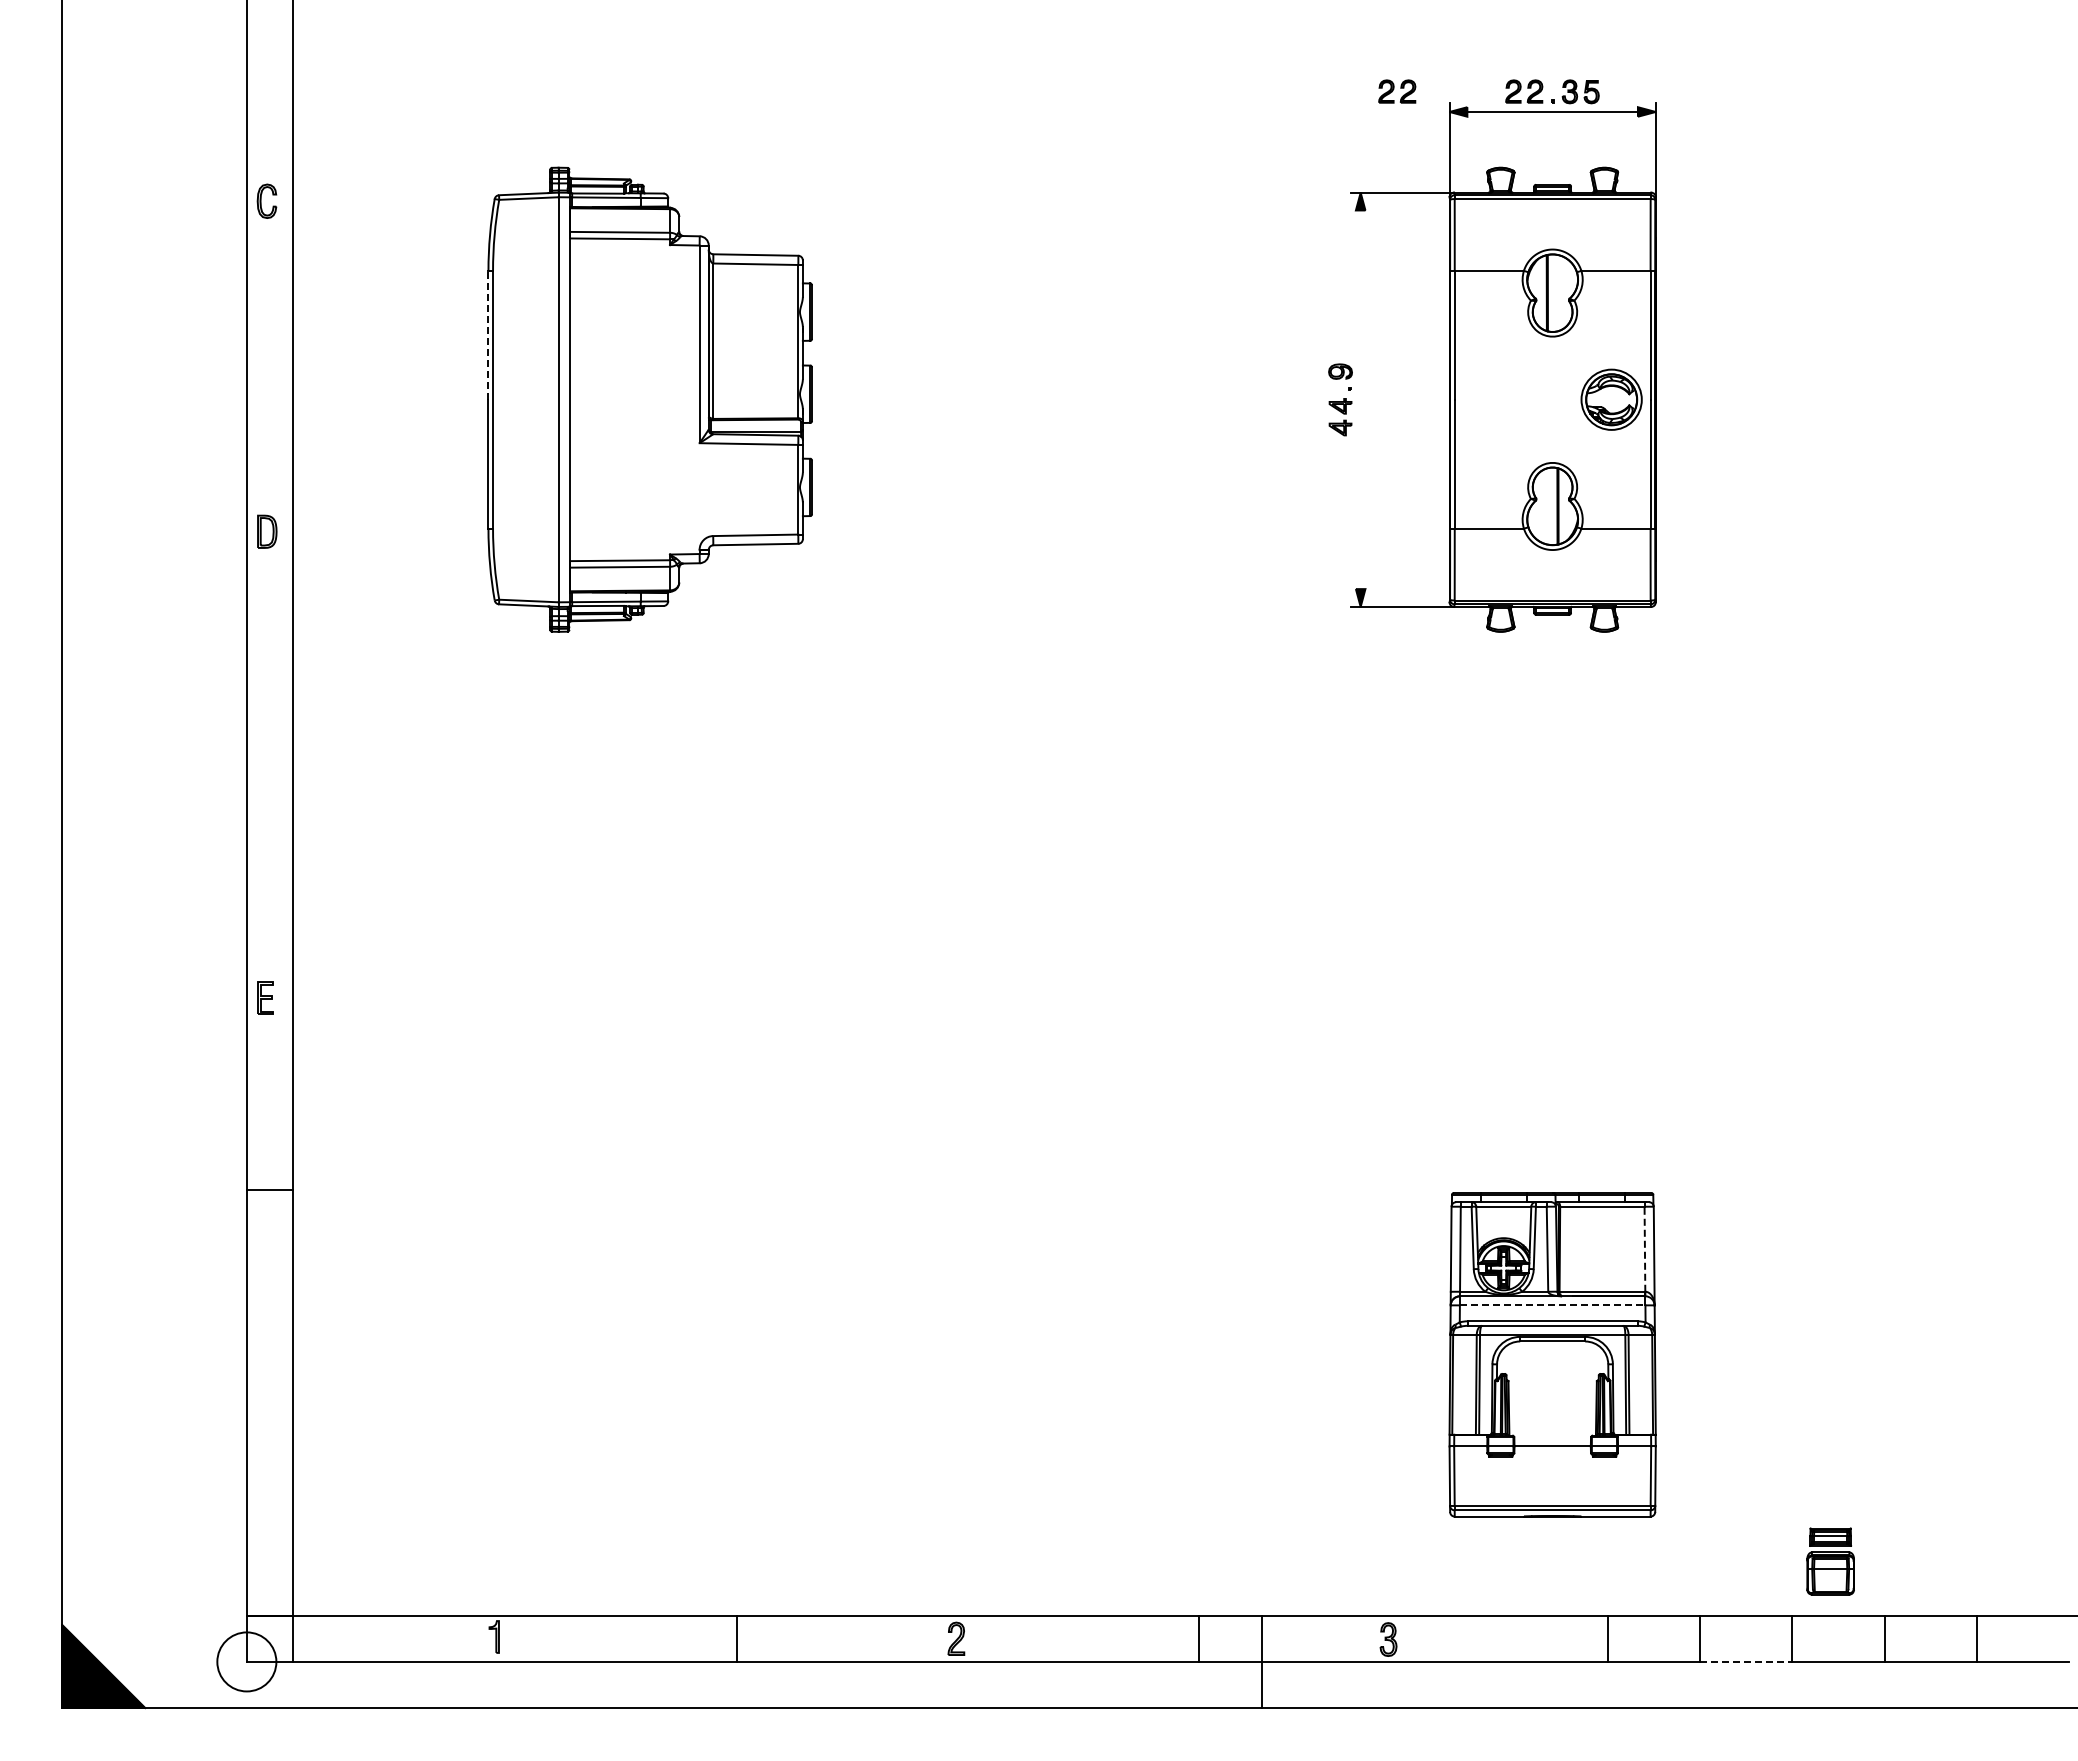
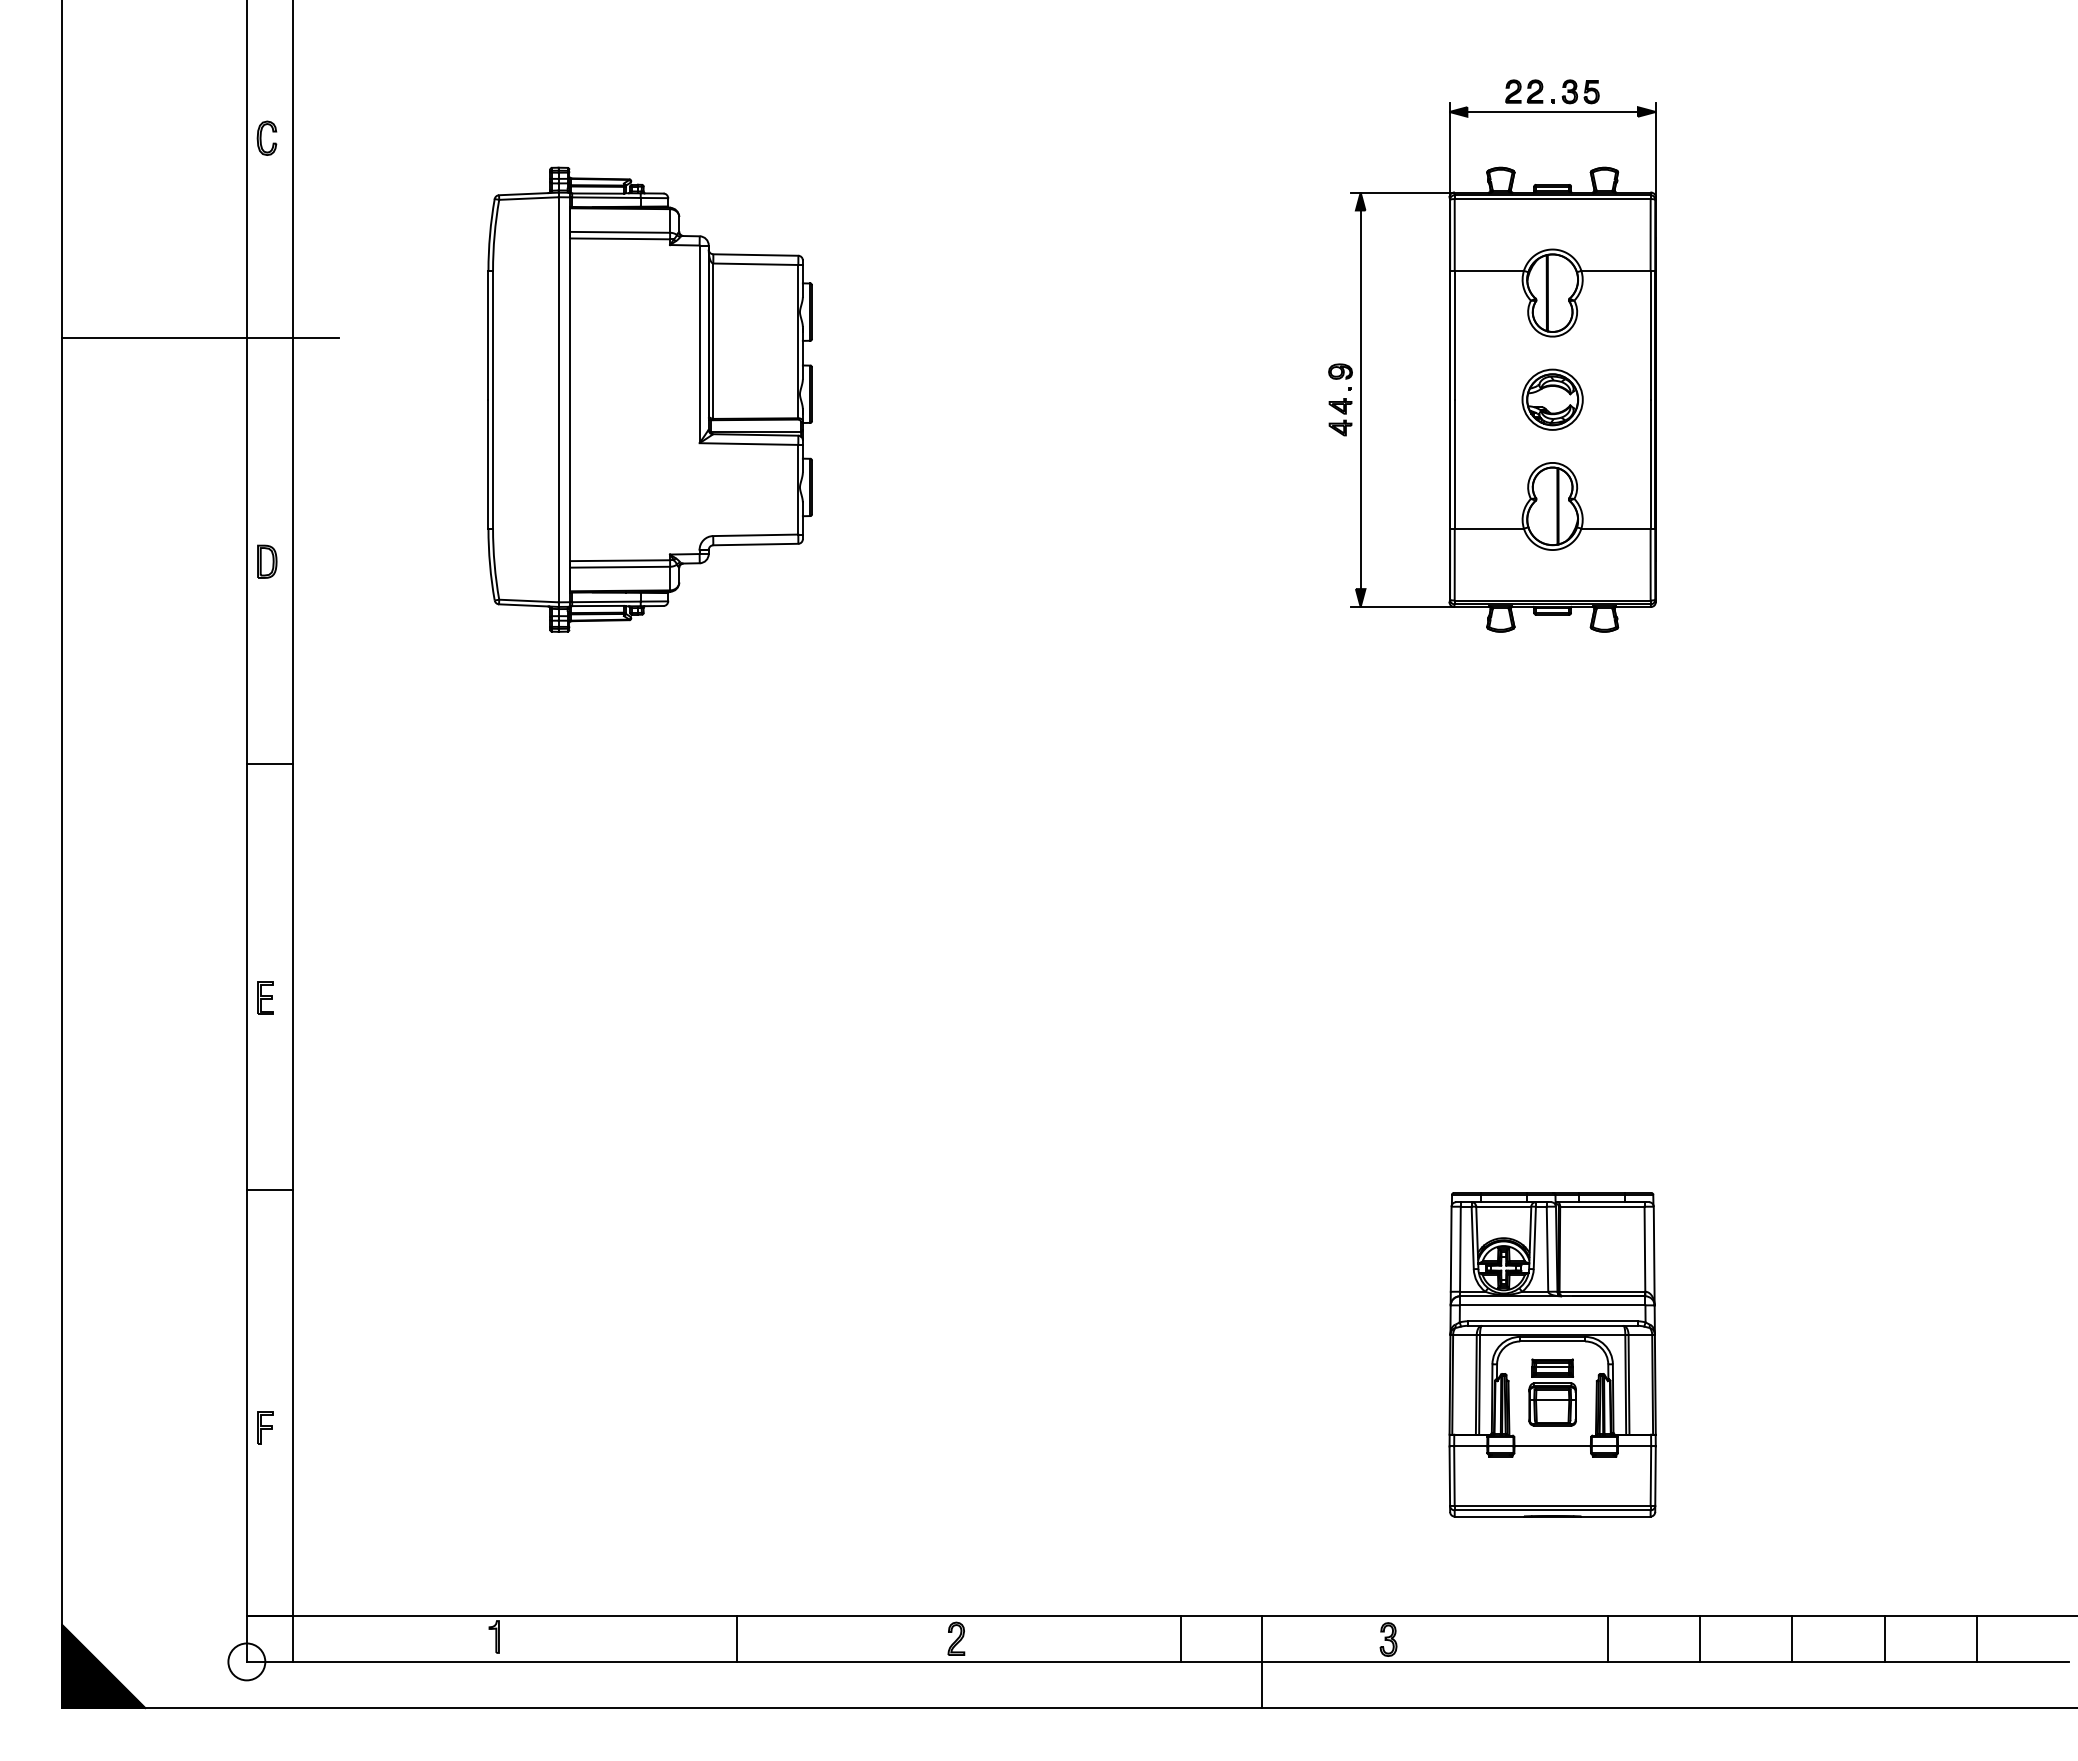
part: present -> none (1397, 91)
part position: (266, 200) -> (266, 137) (266, 137)
line: dashed -> solid (488, 334)
line: none -> present (200, 337)
line: none -> present (1360, 399)
part position: (1611, 399) -> (1552, 399) (1552, 399)
part position: (267, 531) -> (267, 561) (267, 561)
line: none -> present (269, 763)
line: dashed -> solid (1644, 1249)
line: dashed -> solid (1552, 1305)
part: none -> present (265, 1427)
part position: (1830, 1561) -> (1552, 1392) (1552, 1392)
line position: (1199, 1638) -> (1181, 1638) (1181, 1638)
circle diameter: 59 px -> 37 px (246, 1661)
line: dashed -> solid (1746, 1661)
